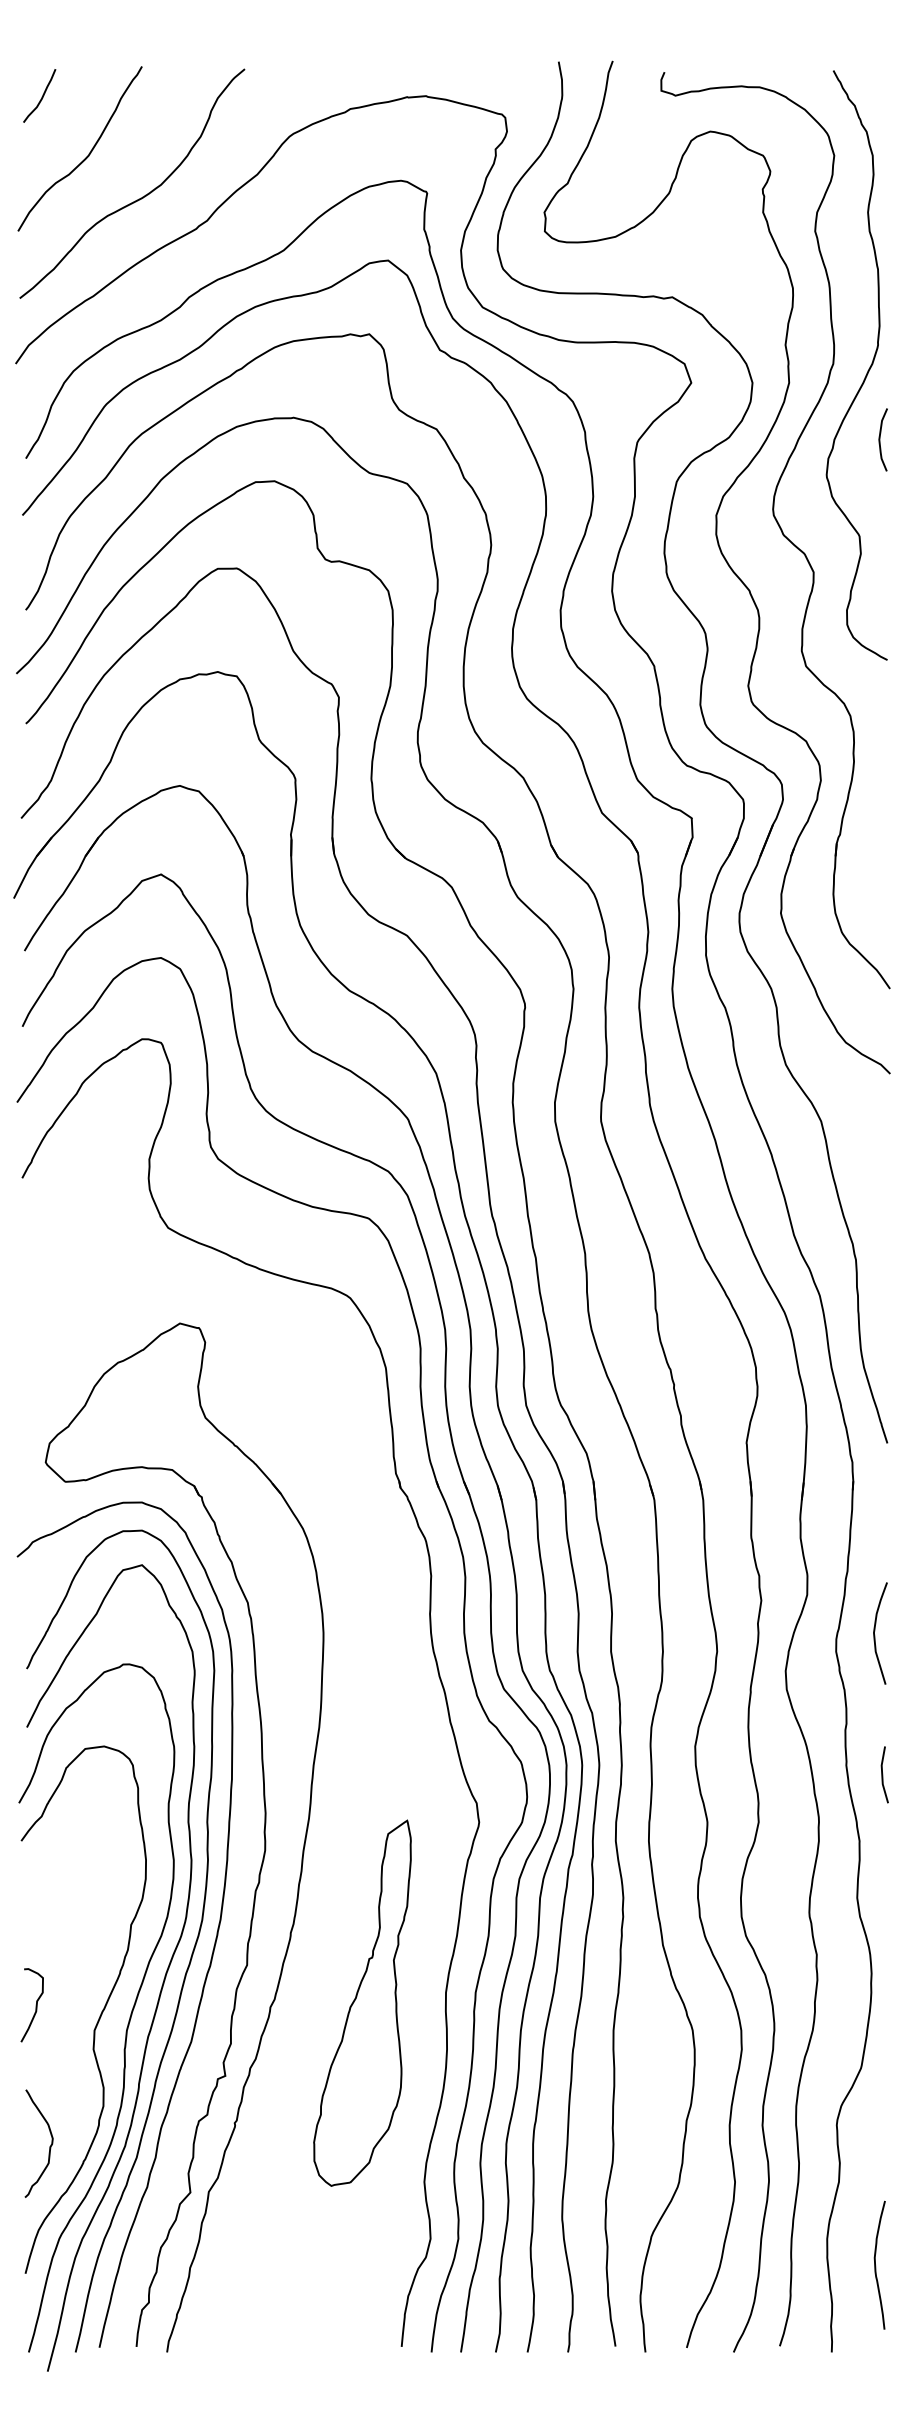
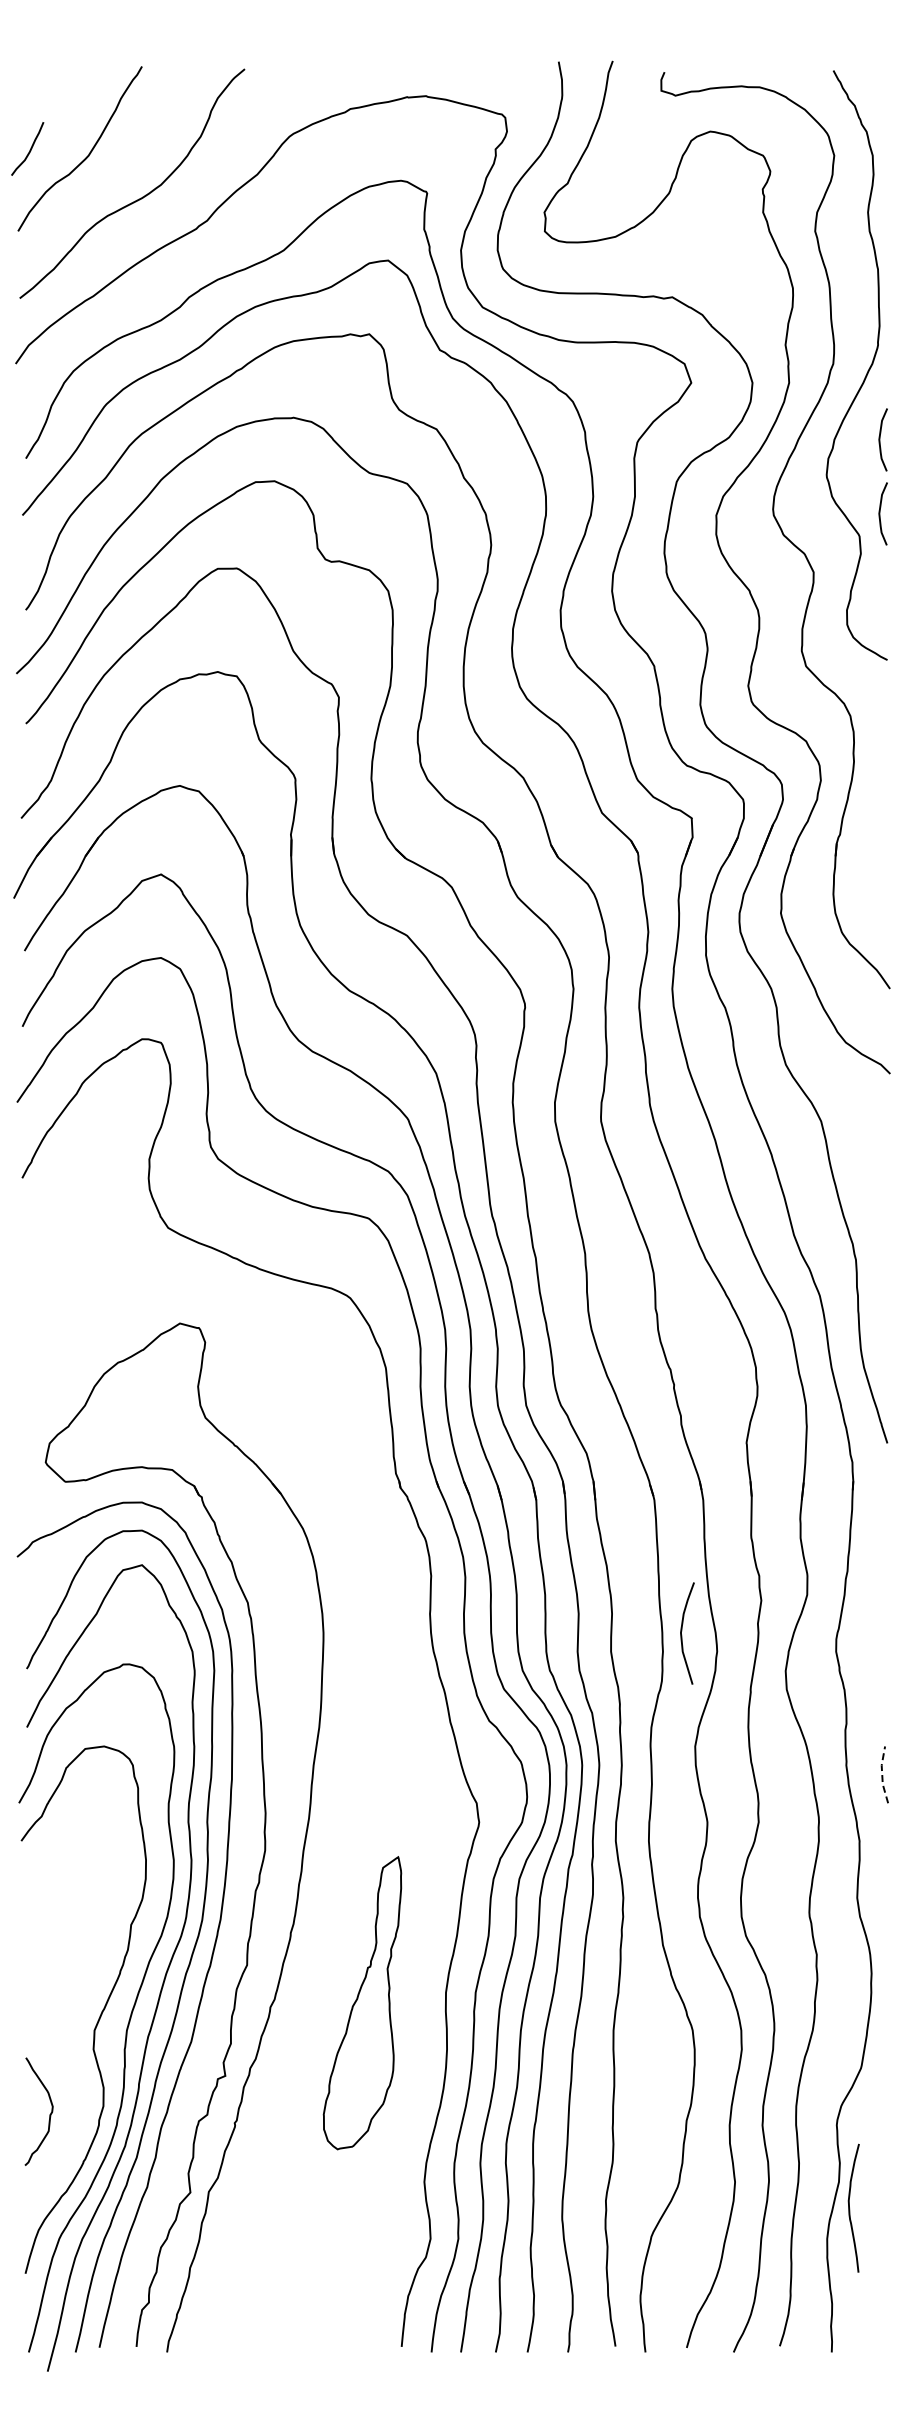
curve position: (41, 97) -> (29, 150) (29, 150)
curve: none -> present (880, 513)
curve position: (875, 1631) -> (682, 1631) (682, 1631)
line: solid -> dashed (882, 1774)
part size: 99x368 px -> 81x295 px (362, 2003)
curve: present -> none (35, 2005)
curve position: (49, 2146) -> (49, 2114) (49, 2114)
curve position: (876, 2266) -> (850, 2209) (850, 2209)
